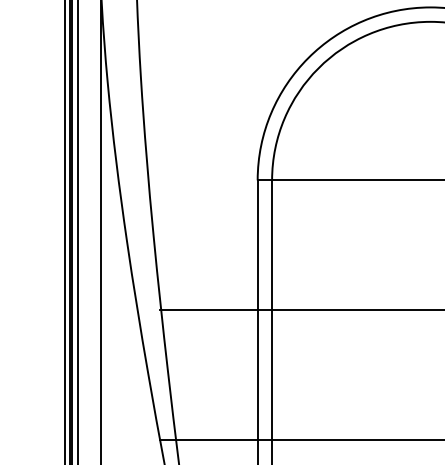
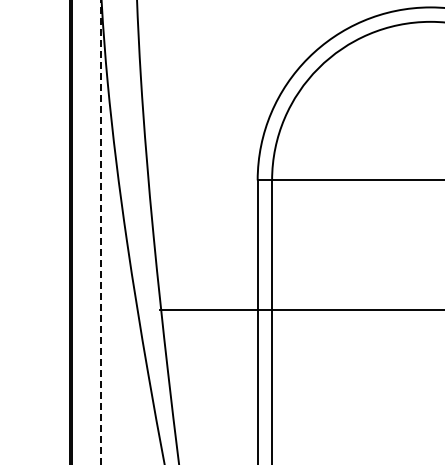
line: present -> none (64, 231)
line: present -> none (77, 231)
line: solid -> dashed (100, 232)
line: present -> none (300, 439)
